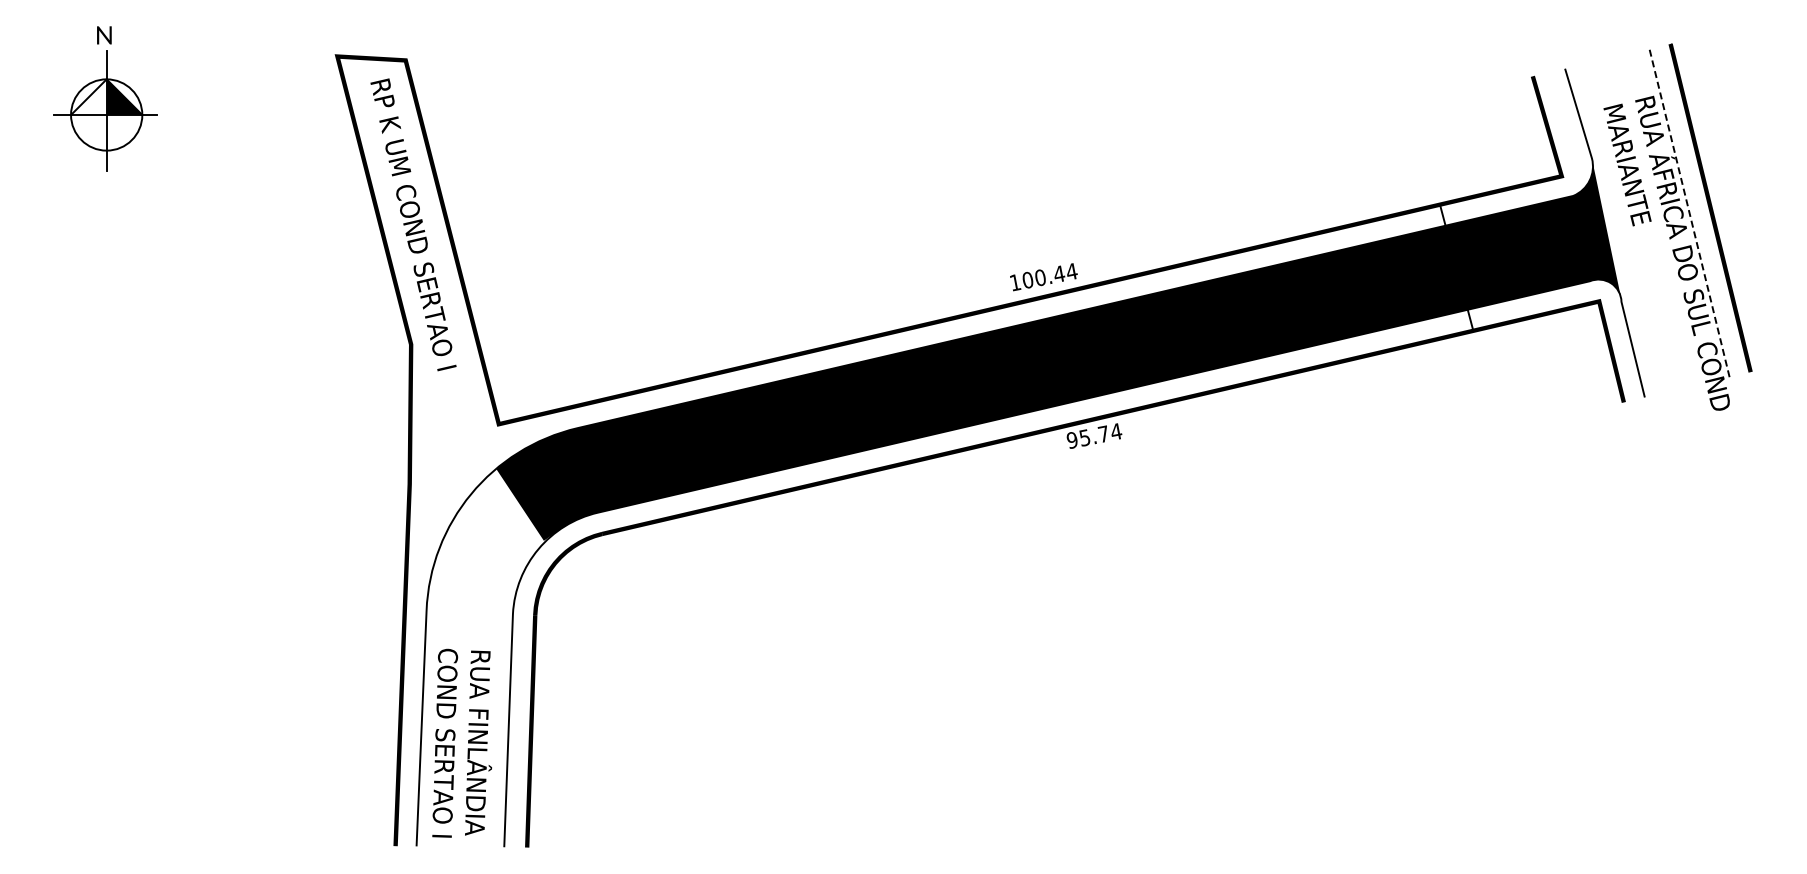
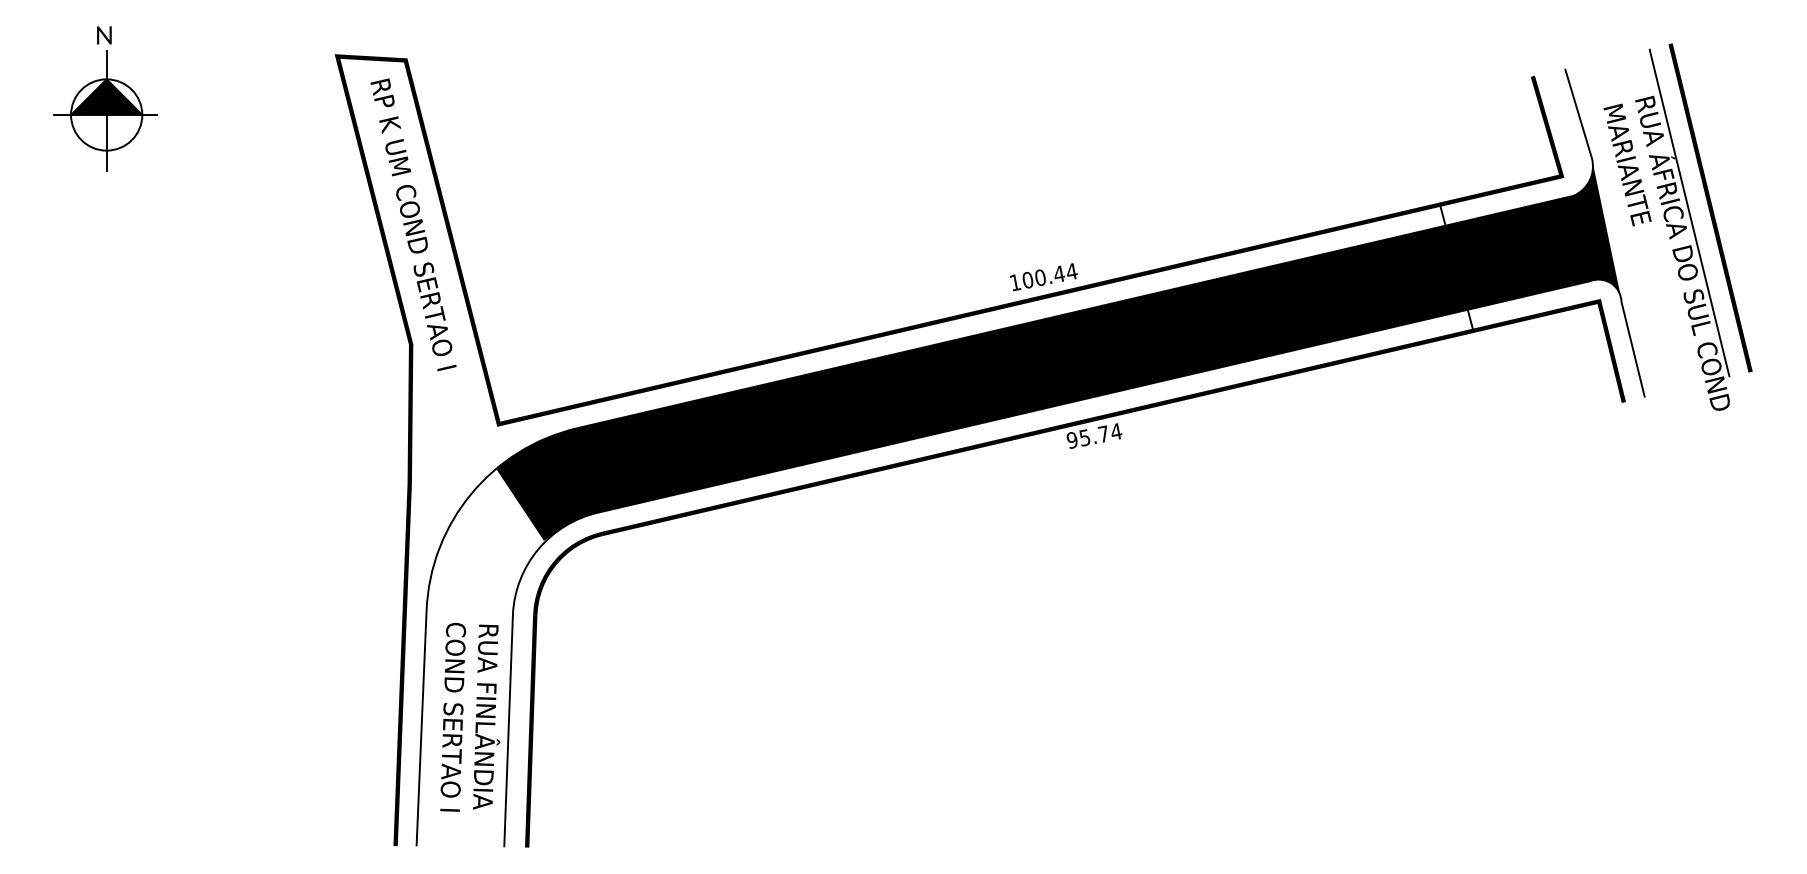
fill: none -> present (88, 97)
line: dashed -> solid (1688, 209)
text position: (461, 742) -> (469, 716) (469, 716)
